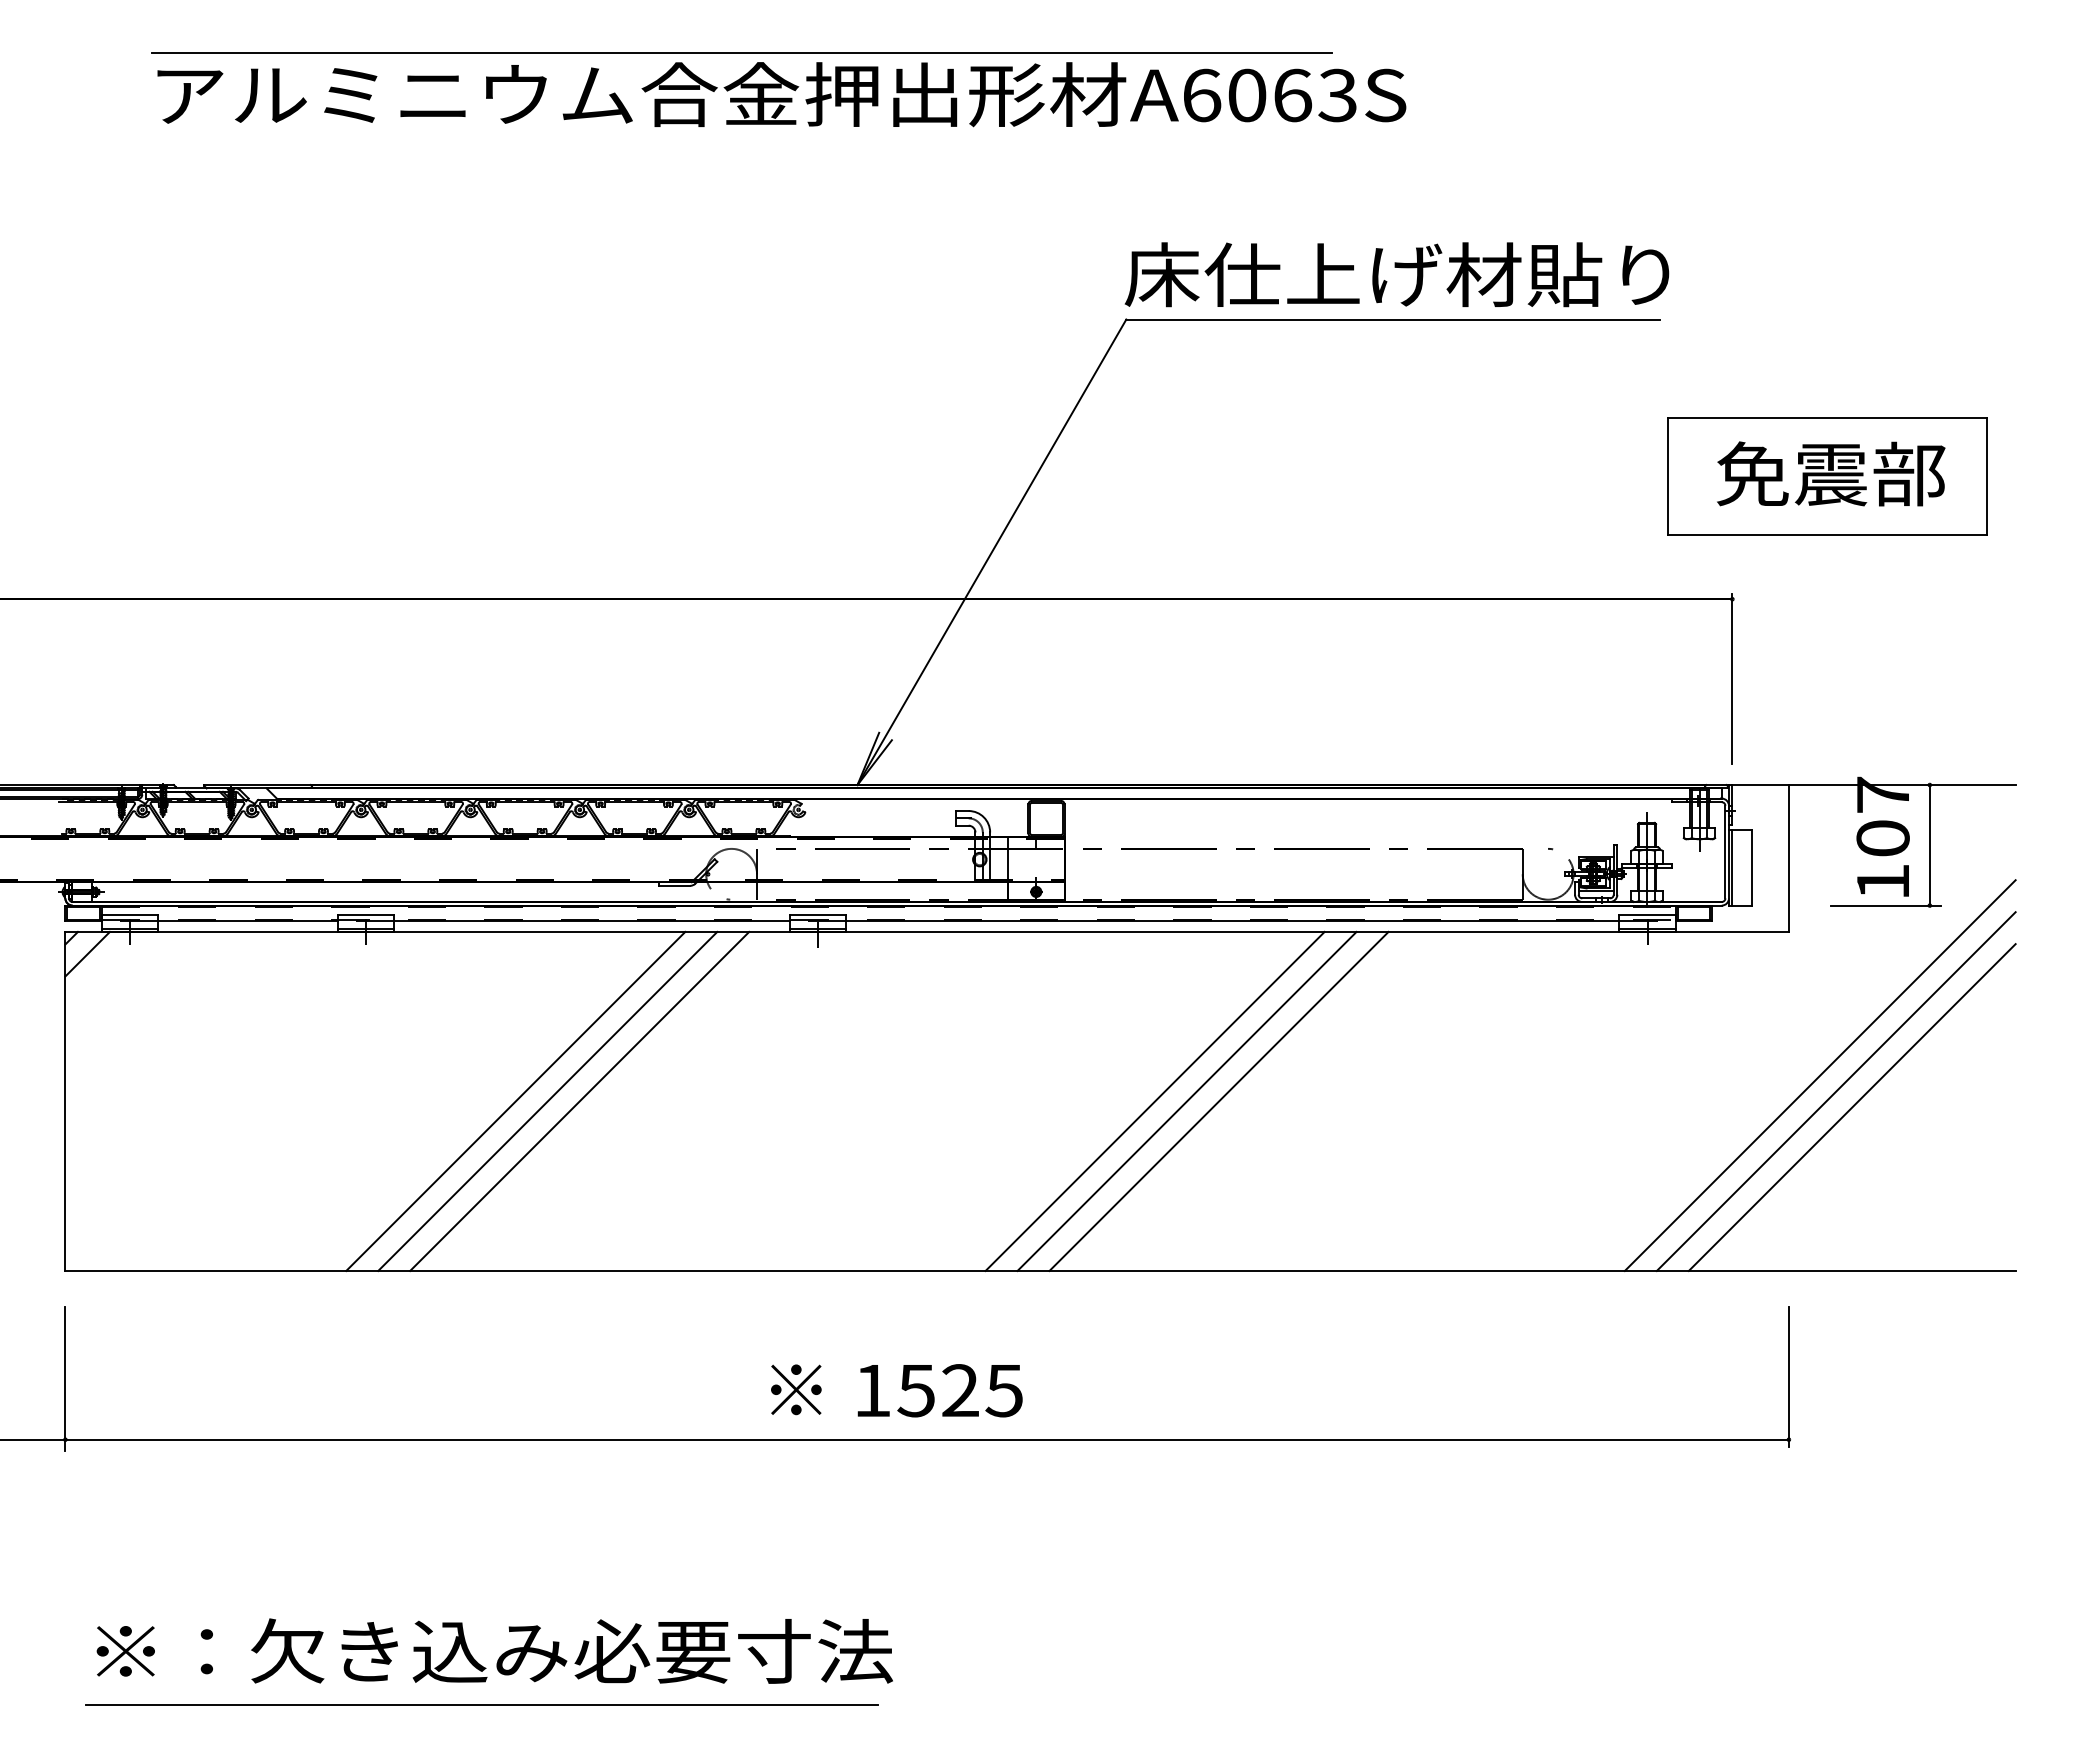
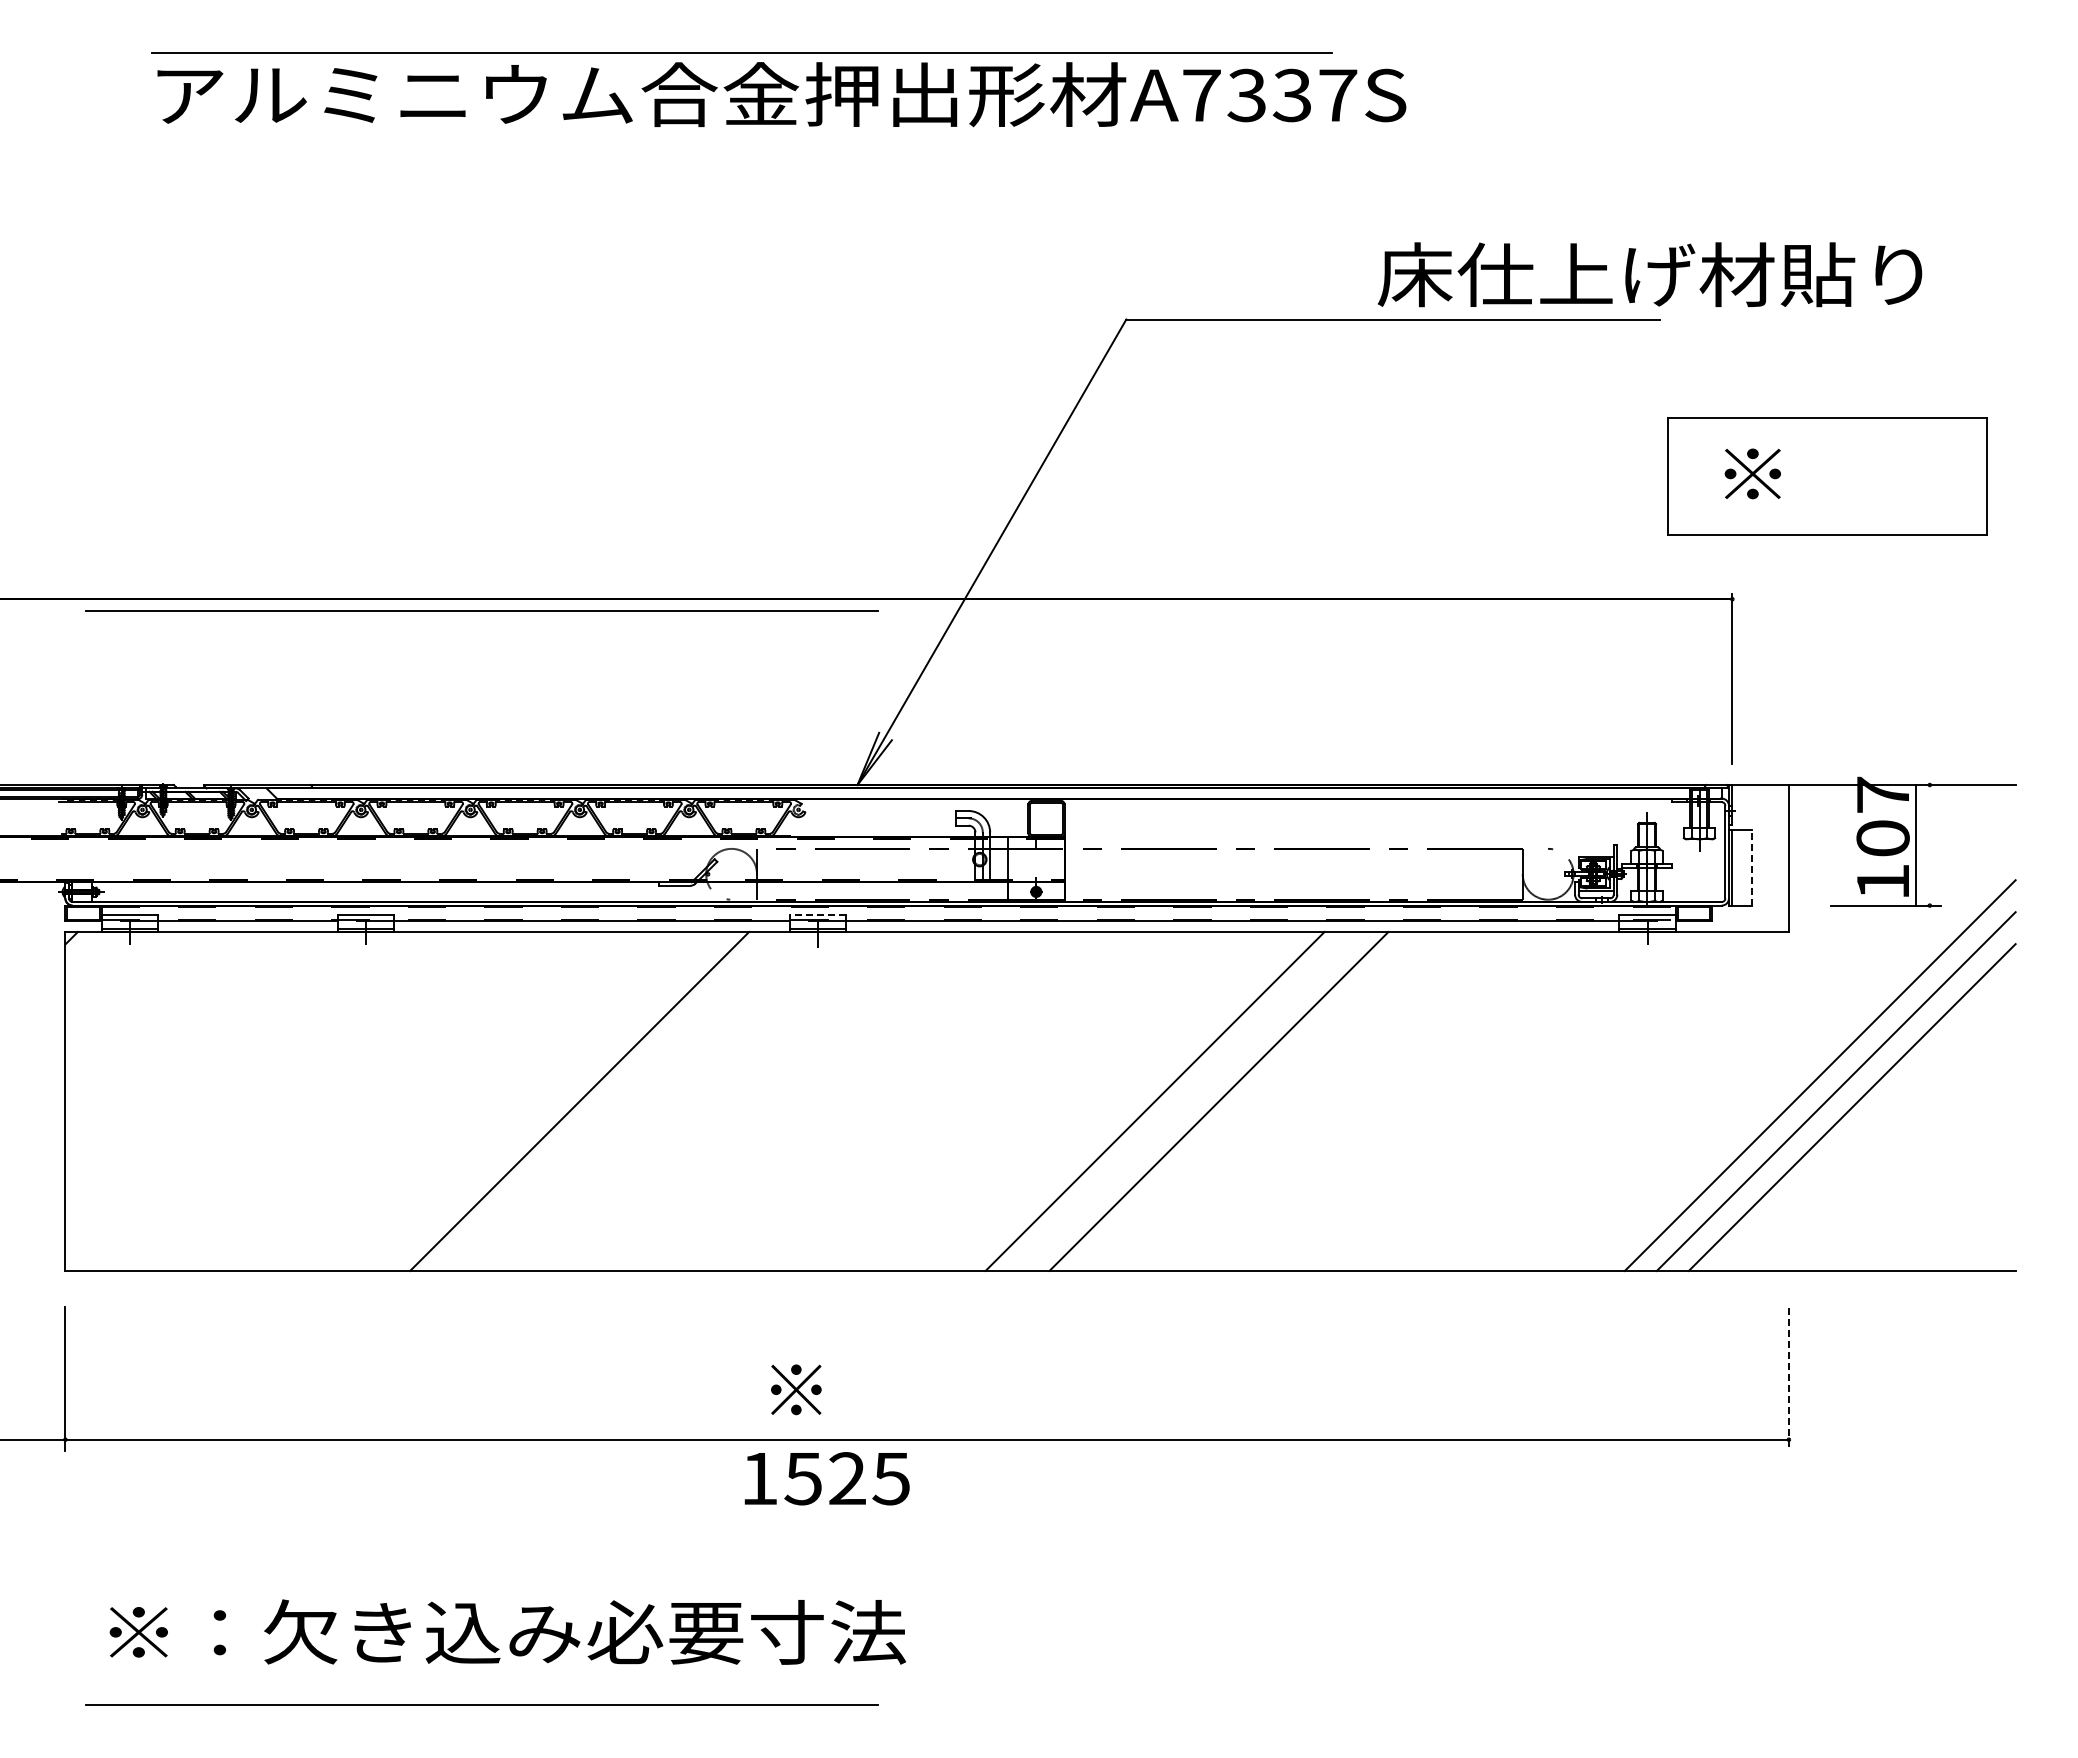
text: A6063S -> A7337S (1270, 95)
text position: (1396, 274) -> (1649, 274) (1649, 274)
text: 免震部 -> ※ (1831, 473)
line: none -> present (481, 610)
line position: (1929, 845) -> (1915, 845) (1915, 845)
line: solid -> dashed (1751, 867)
line: solid -> dashed (817, 914)
line: present -> none (87, 953)
line: present -> none (515, 1100)
line: present -> none (547, 1100)
line: present -> none (1186, 1100)
line: solid -> dashed (1788, 1376)
text position: (939, 1390) -> (826, 1478) (826, 1478)
text position: (494, 1650) -> (507, 1631) (507, 1631)
